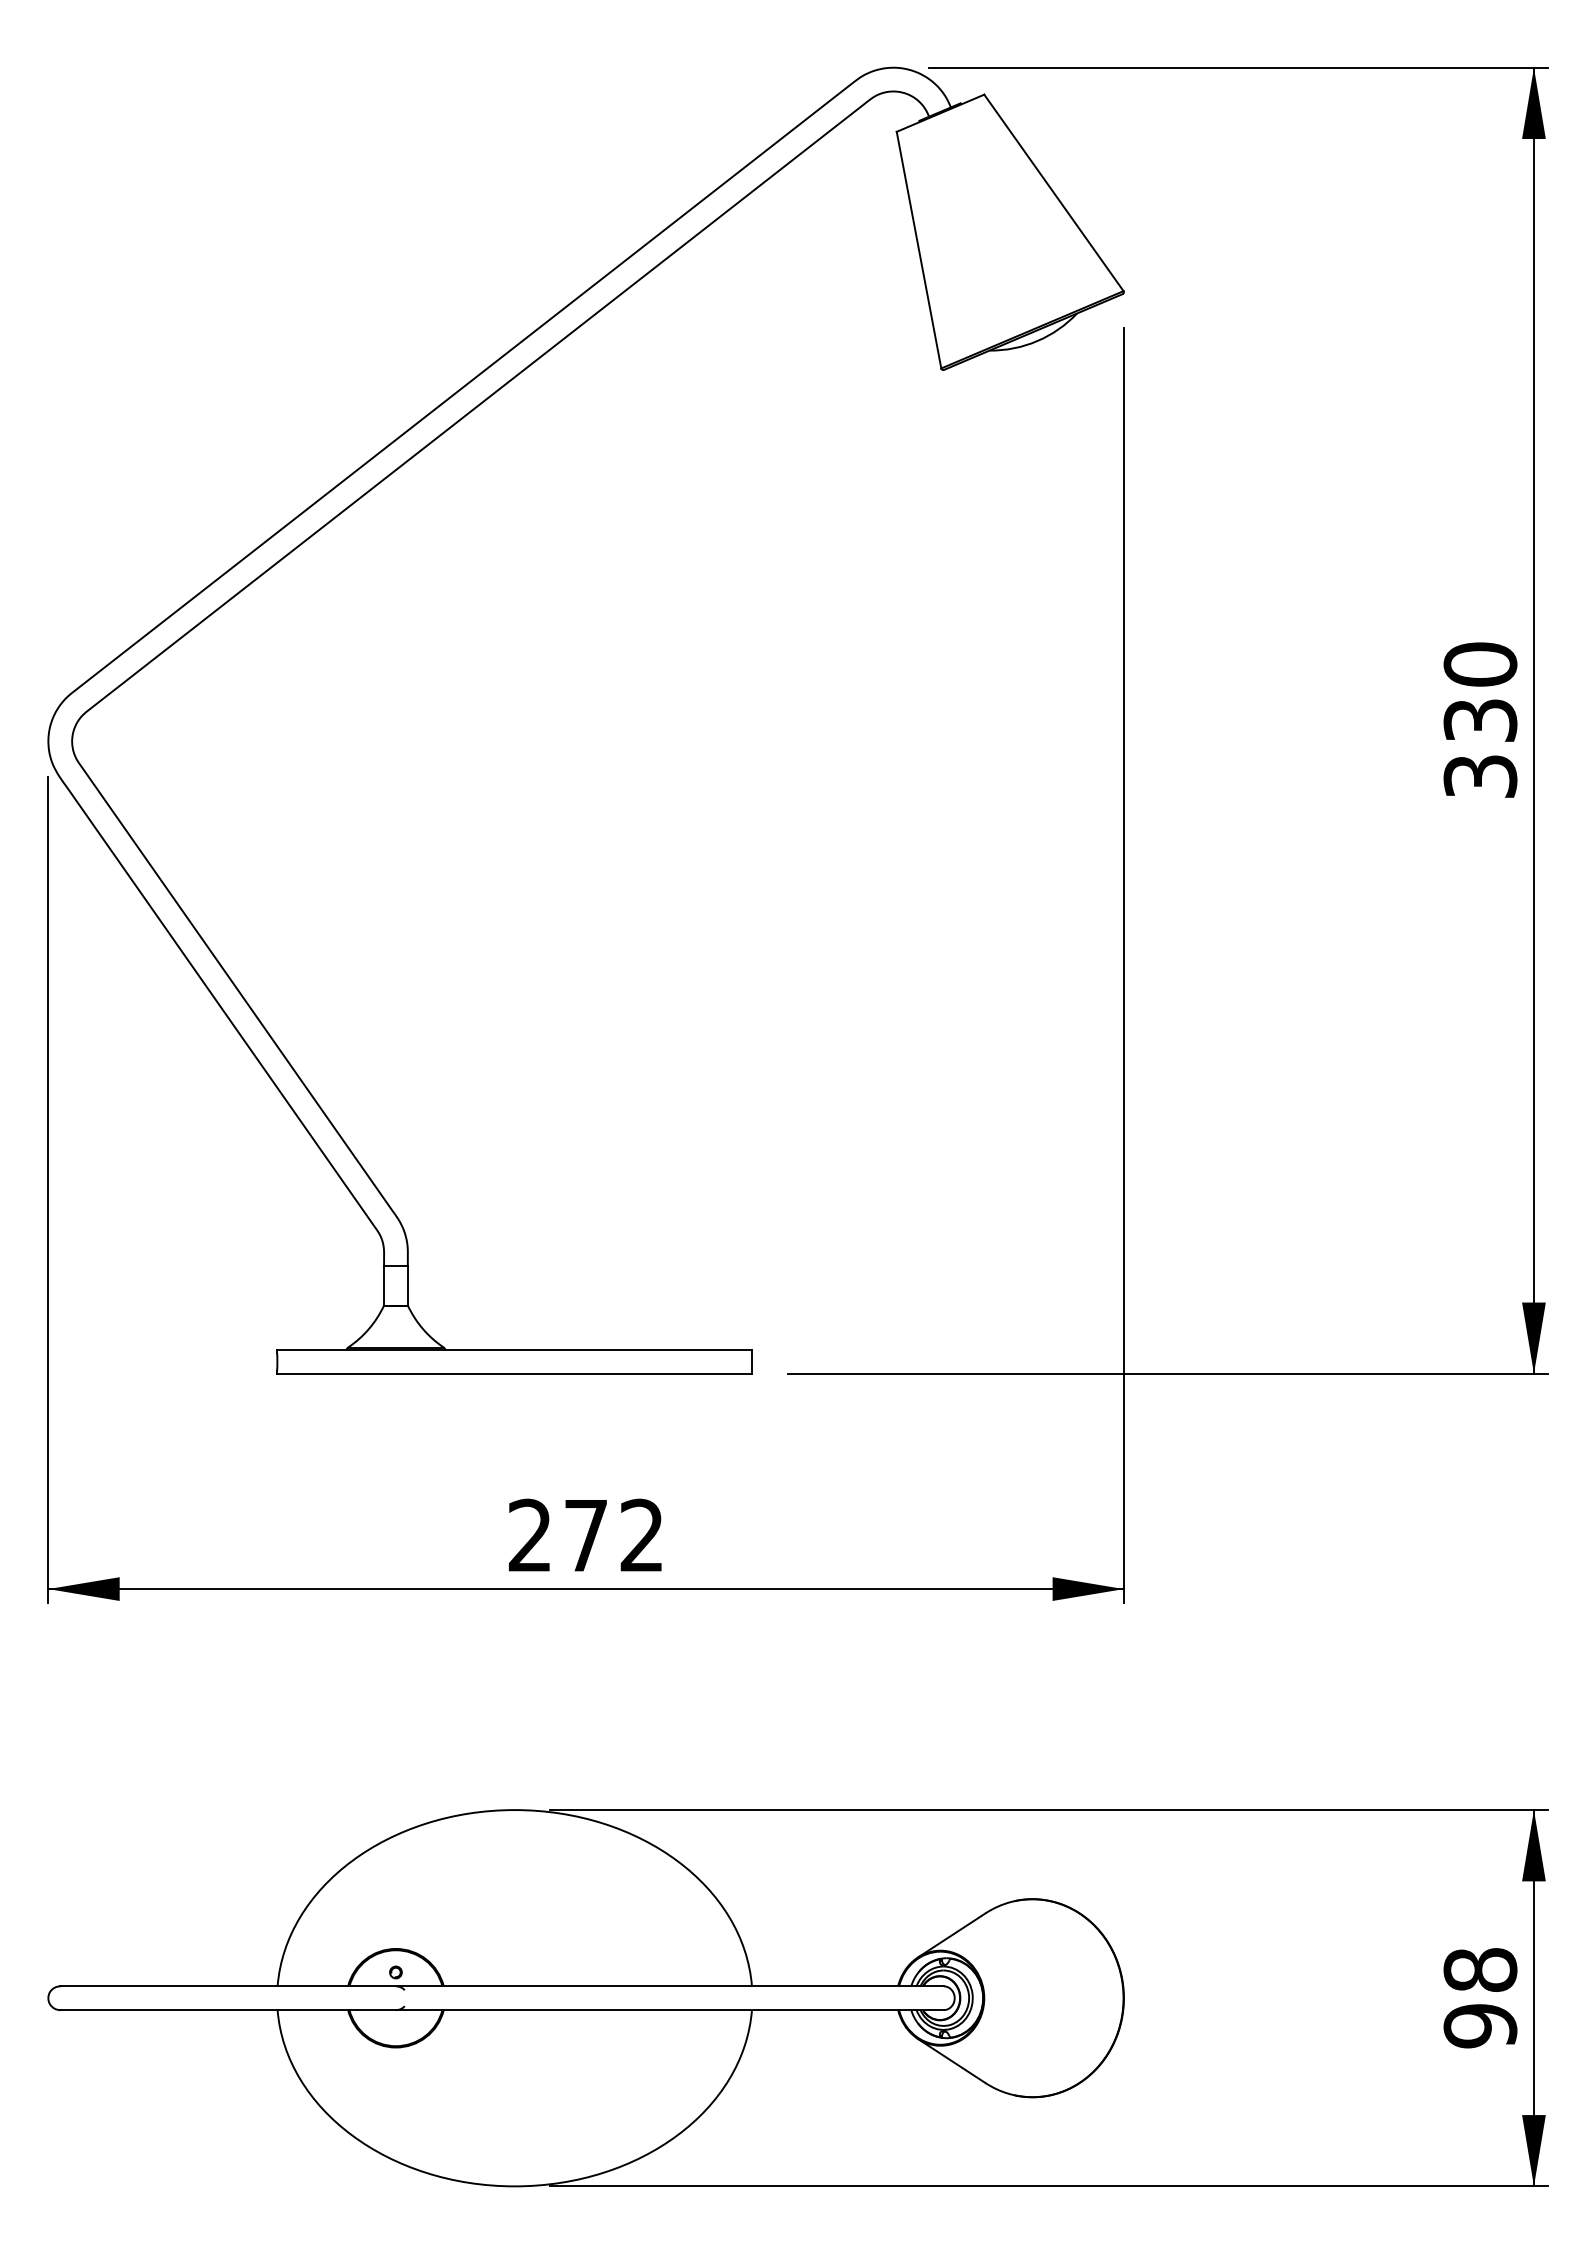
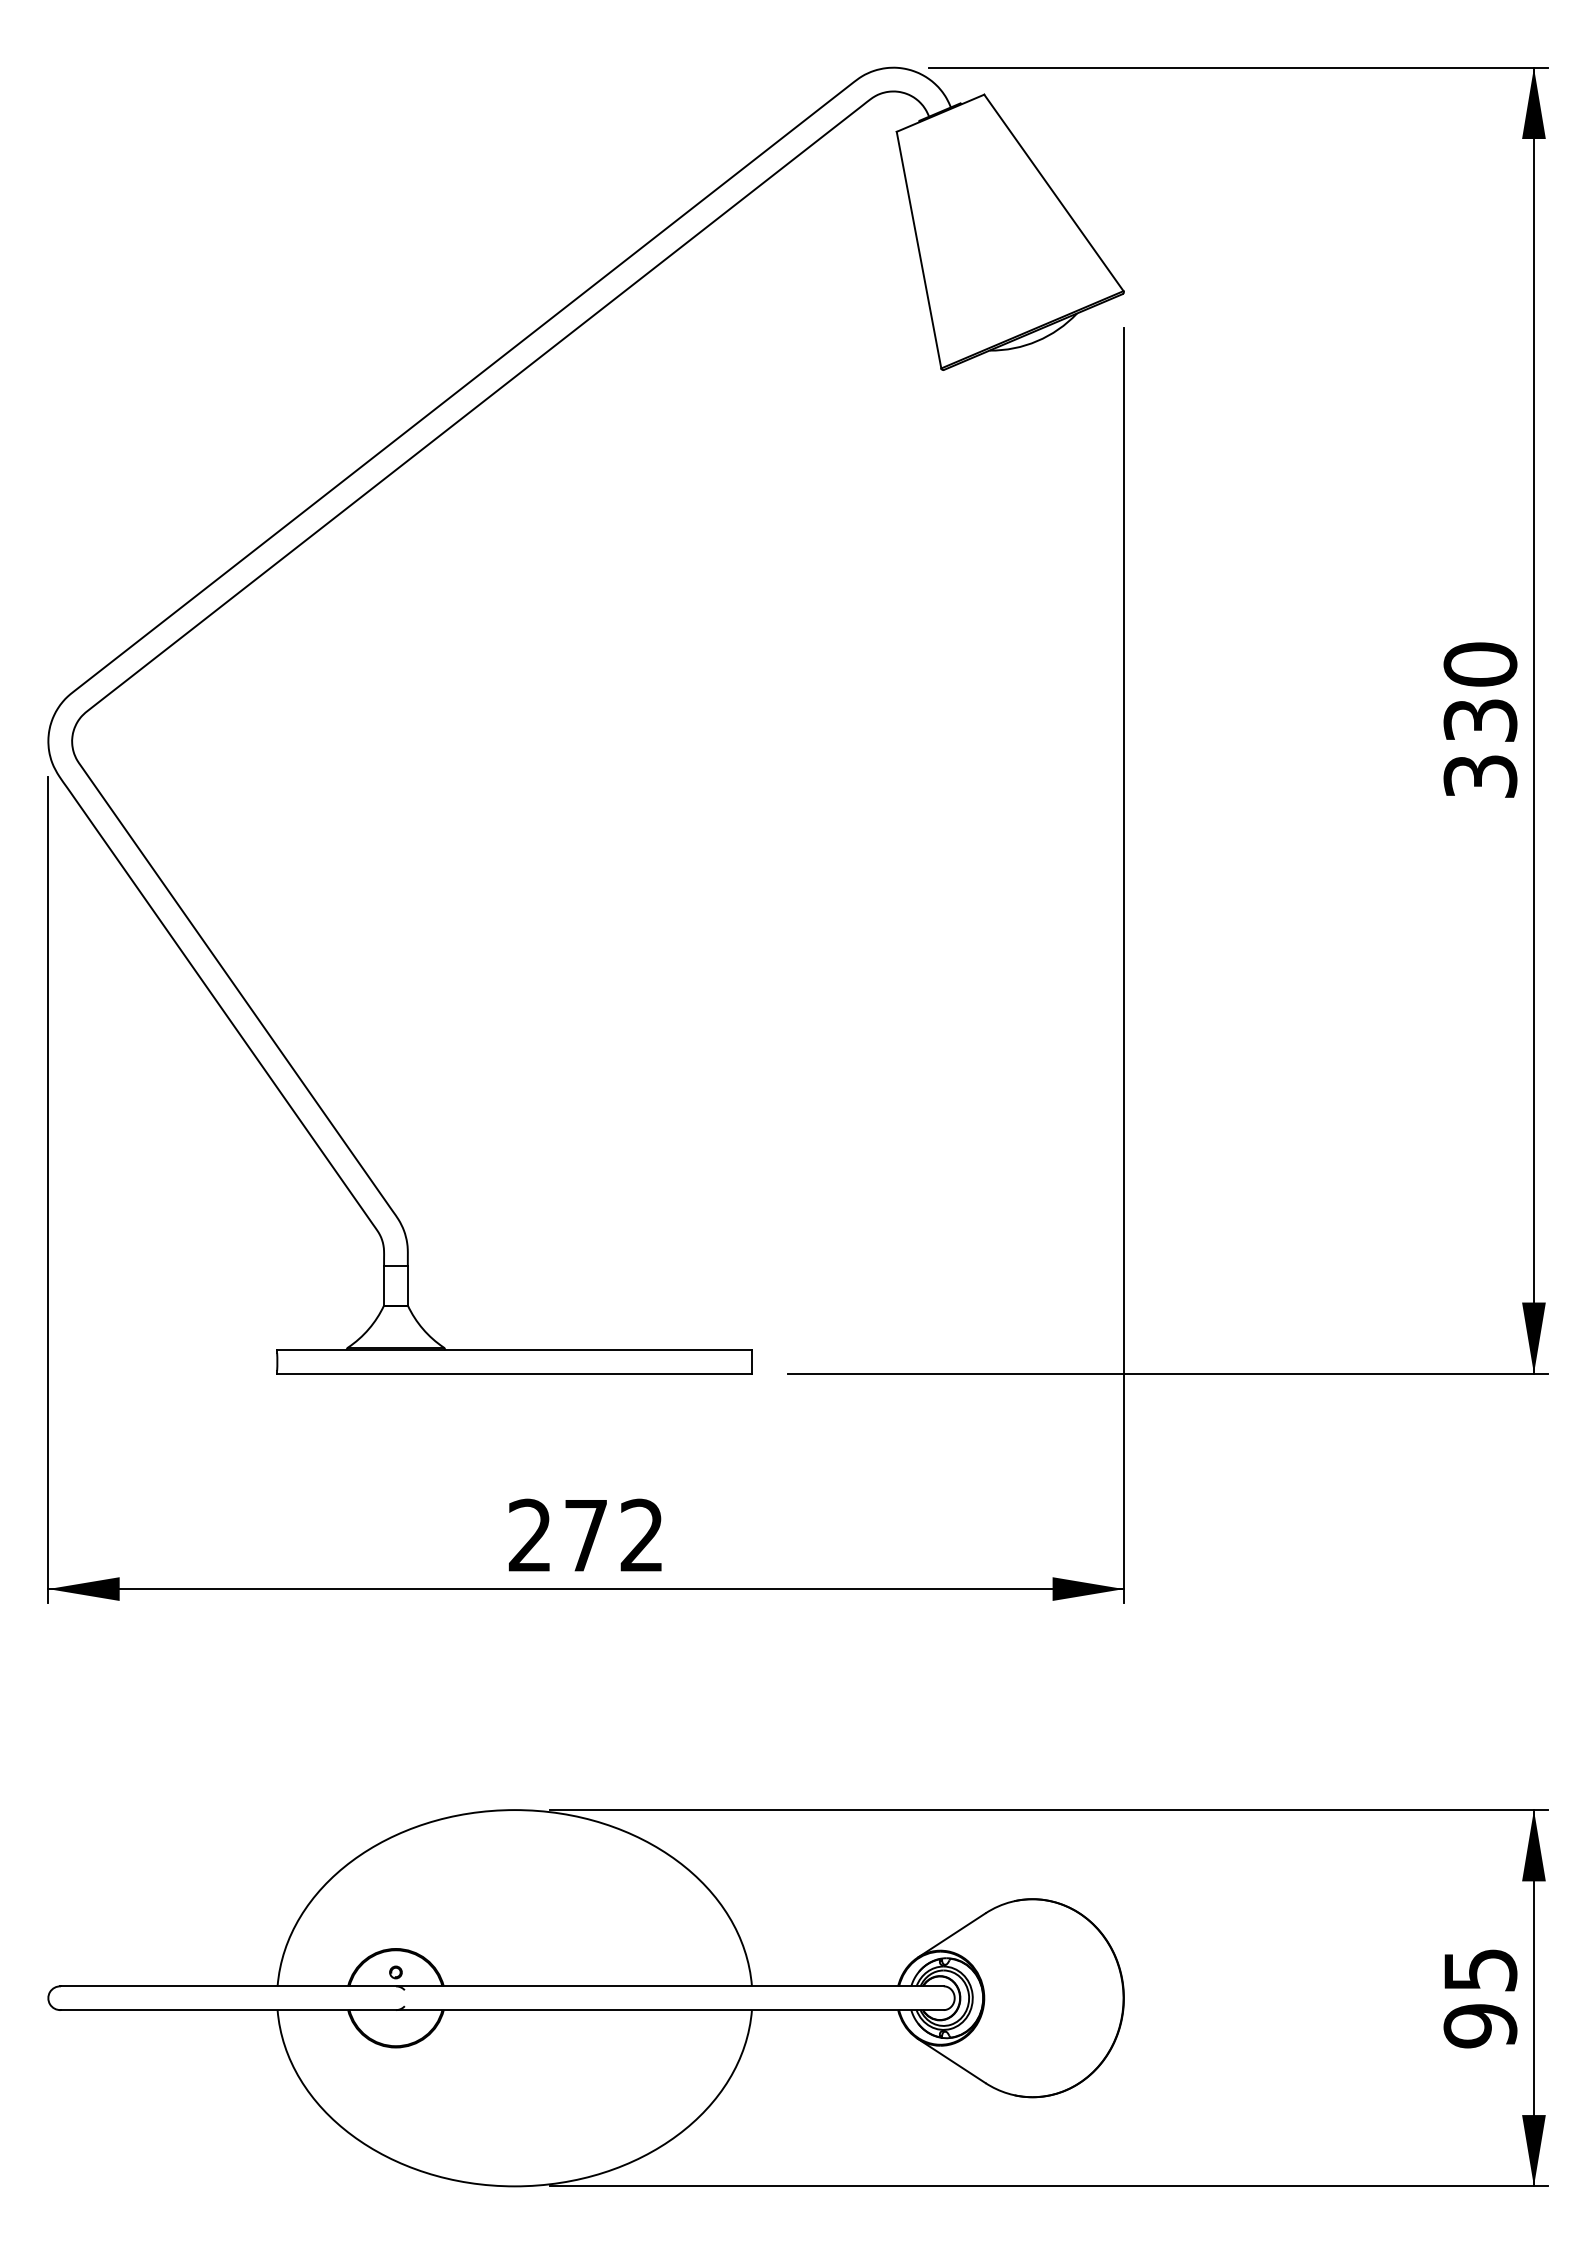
text: 98 -> 95 (1480, 1969)
